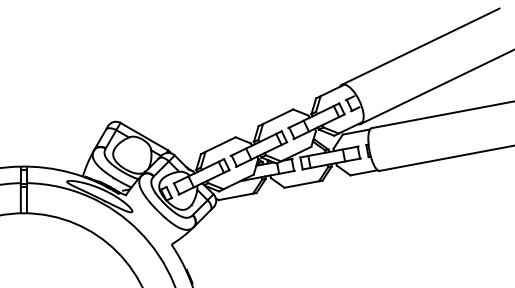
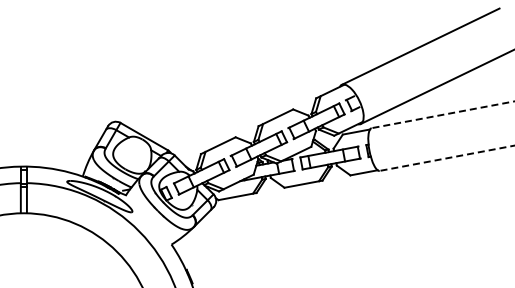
line: solid -> dashed (442, 114)
line: solid -> dashed (446, 158)
